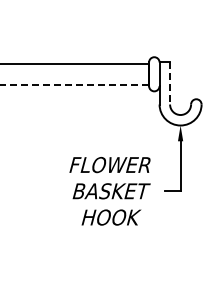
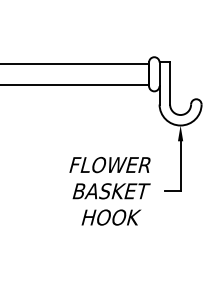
line: dashed -> solid (170, 83)
line: dashed -> solid (74, 84)
